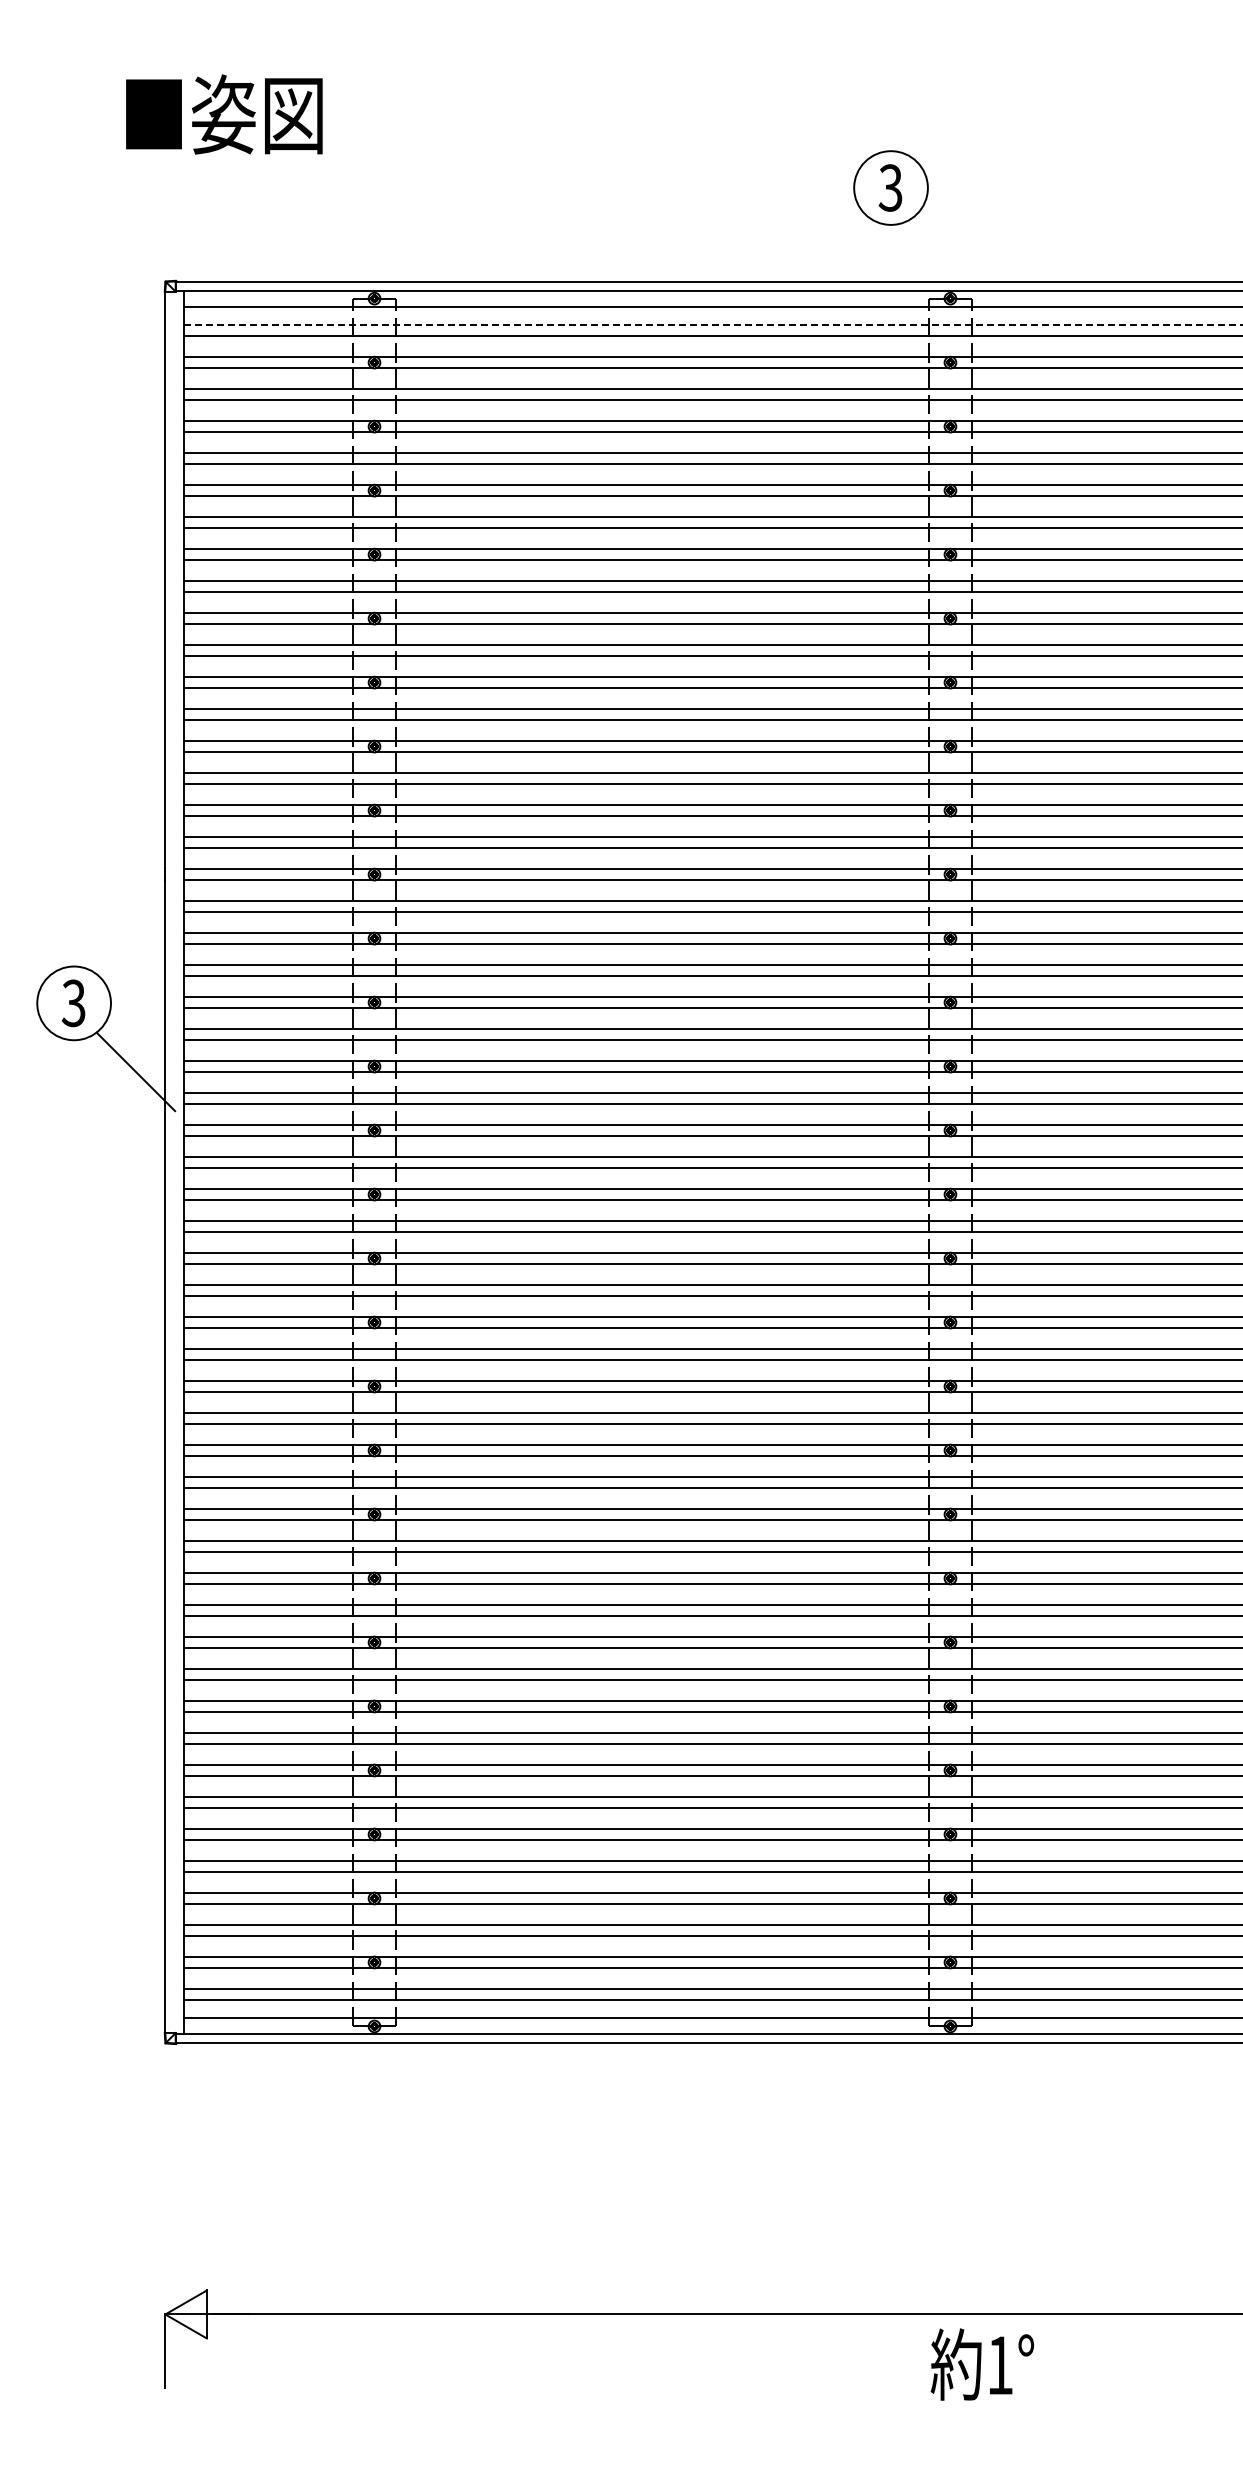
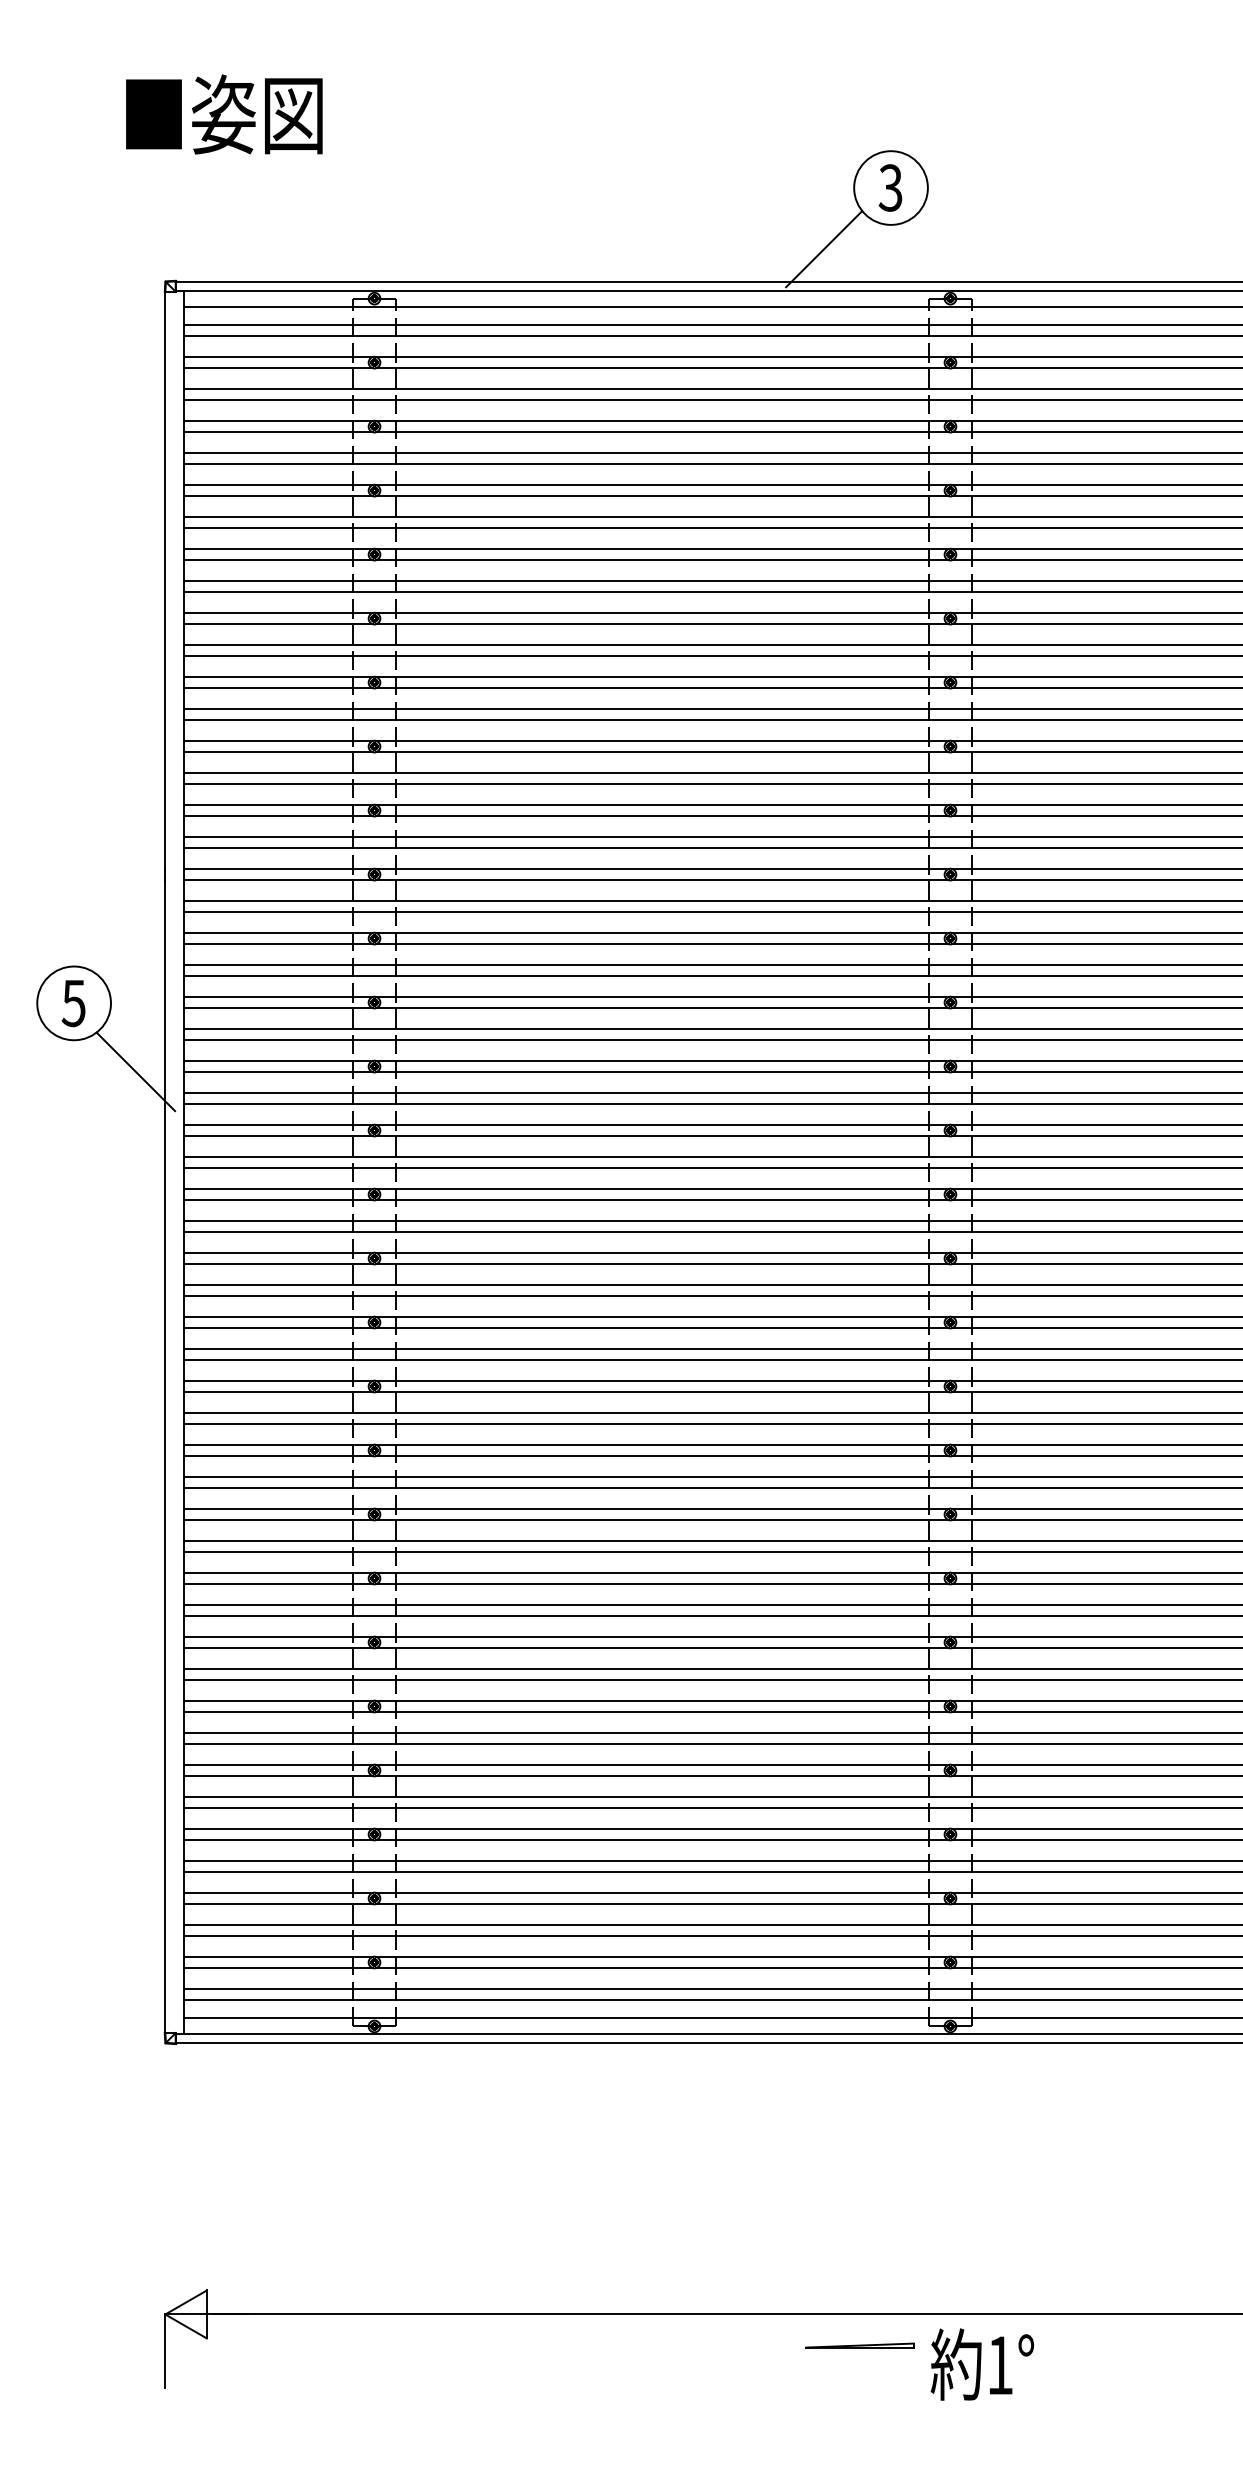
line: none -> present (824, 249)
line: dashed -> solid (713, 325)
text: 3 -> 5 (73, 1002)
part: none -> present (859, 2345)
